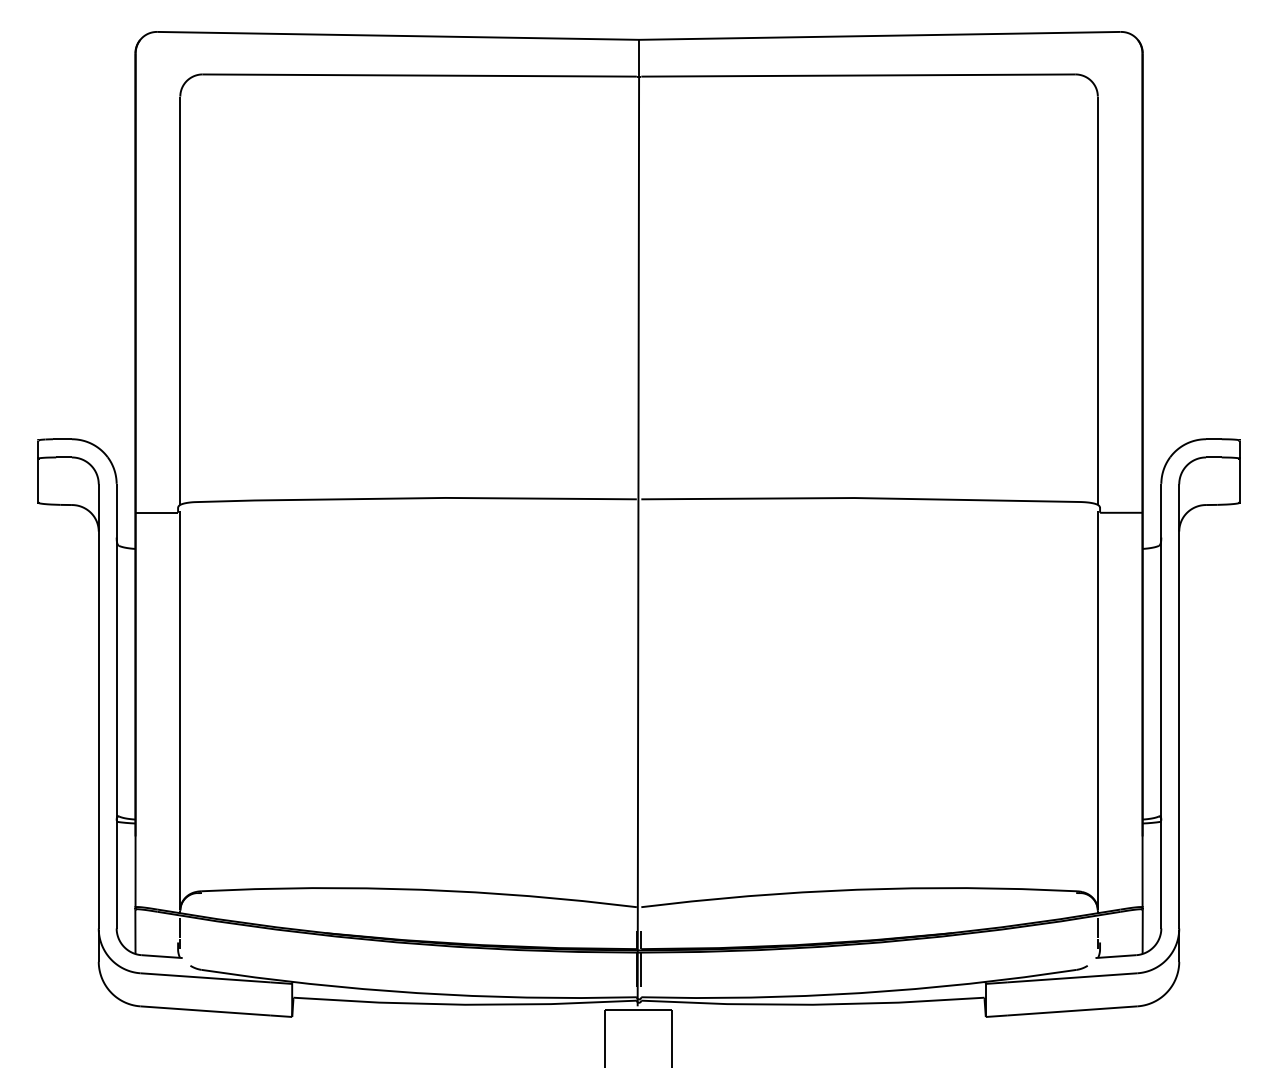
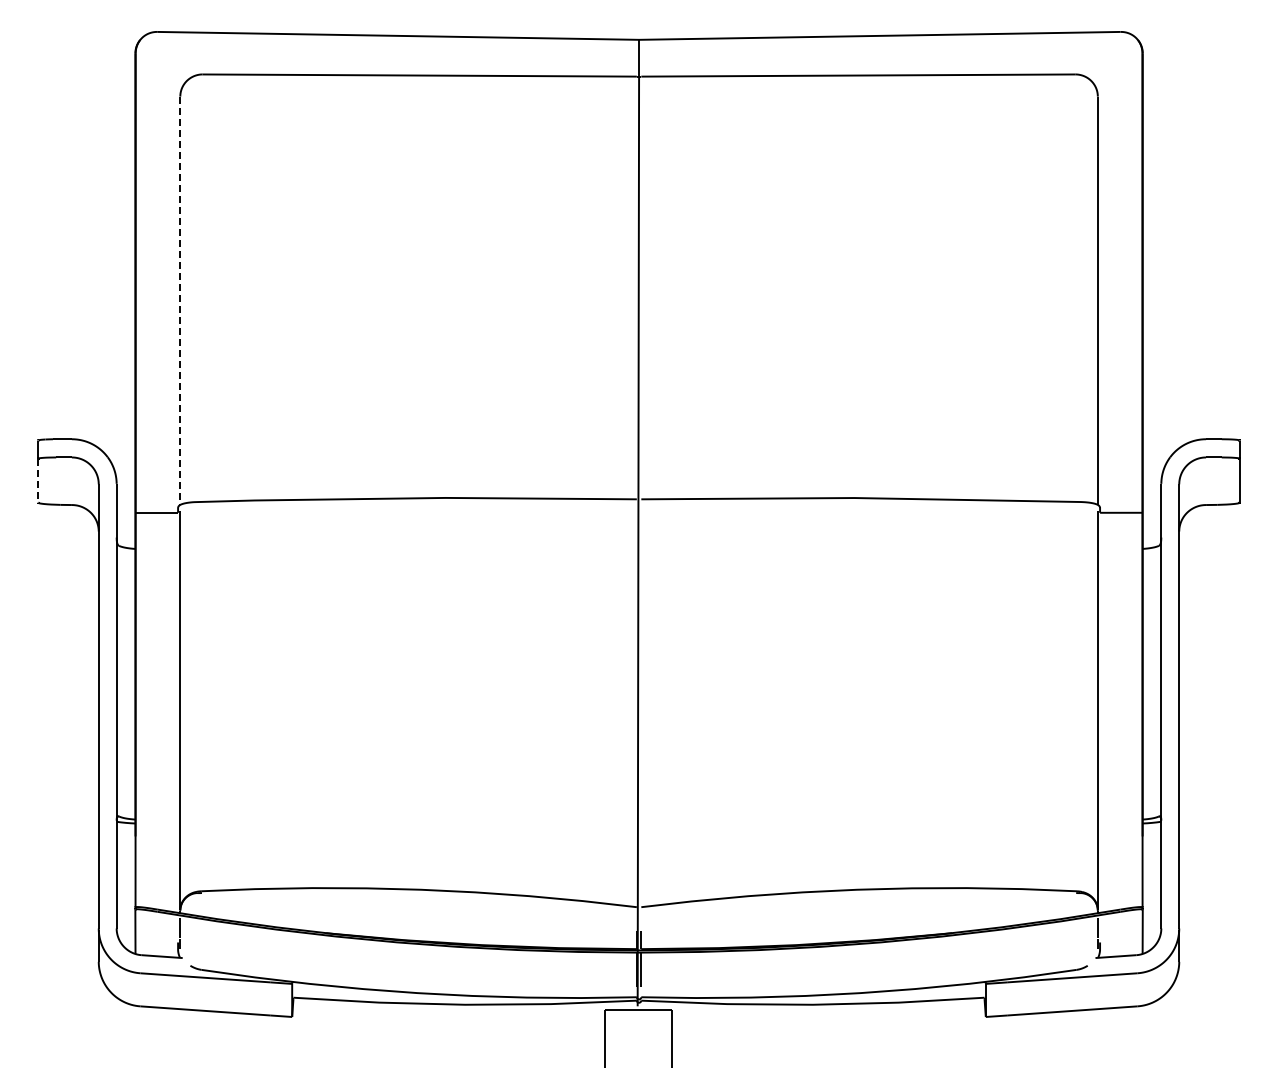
line: solid -> dashed (180, 301)
line: solid -> dashed (38, 480)
